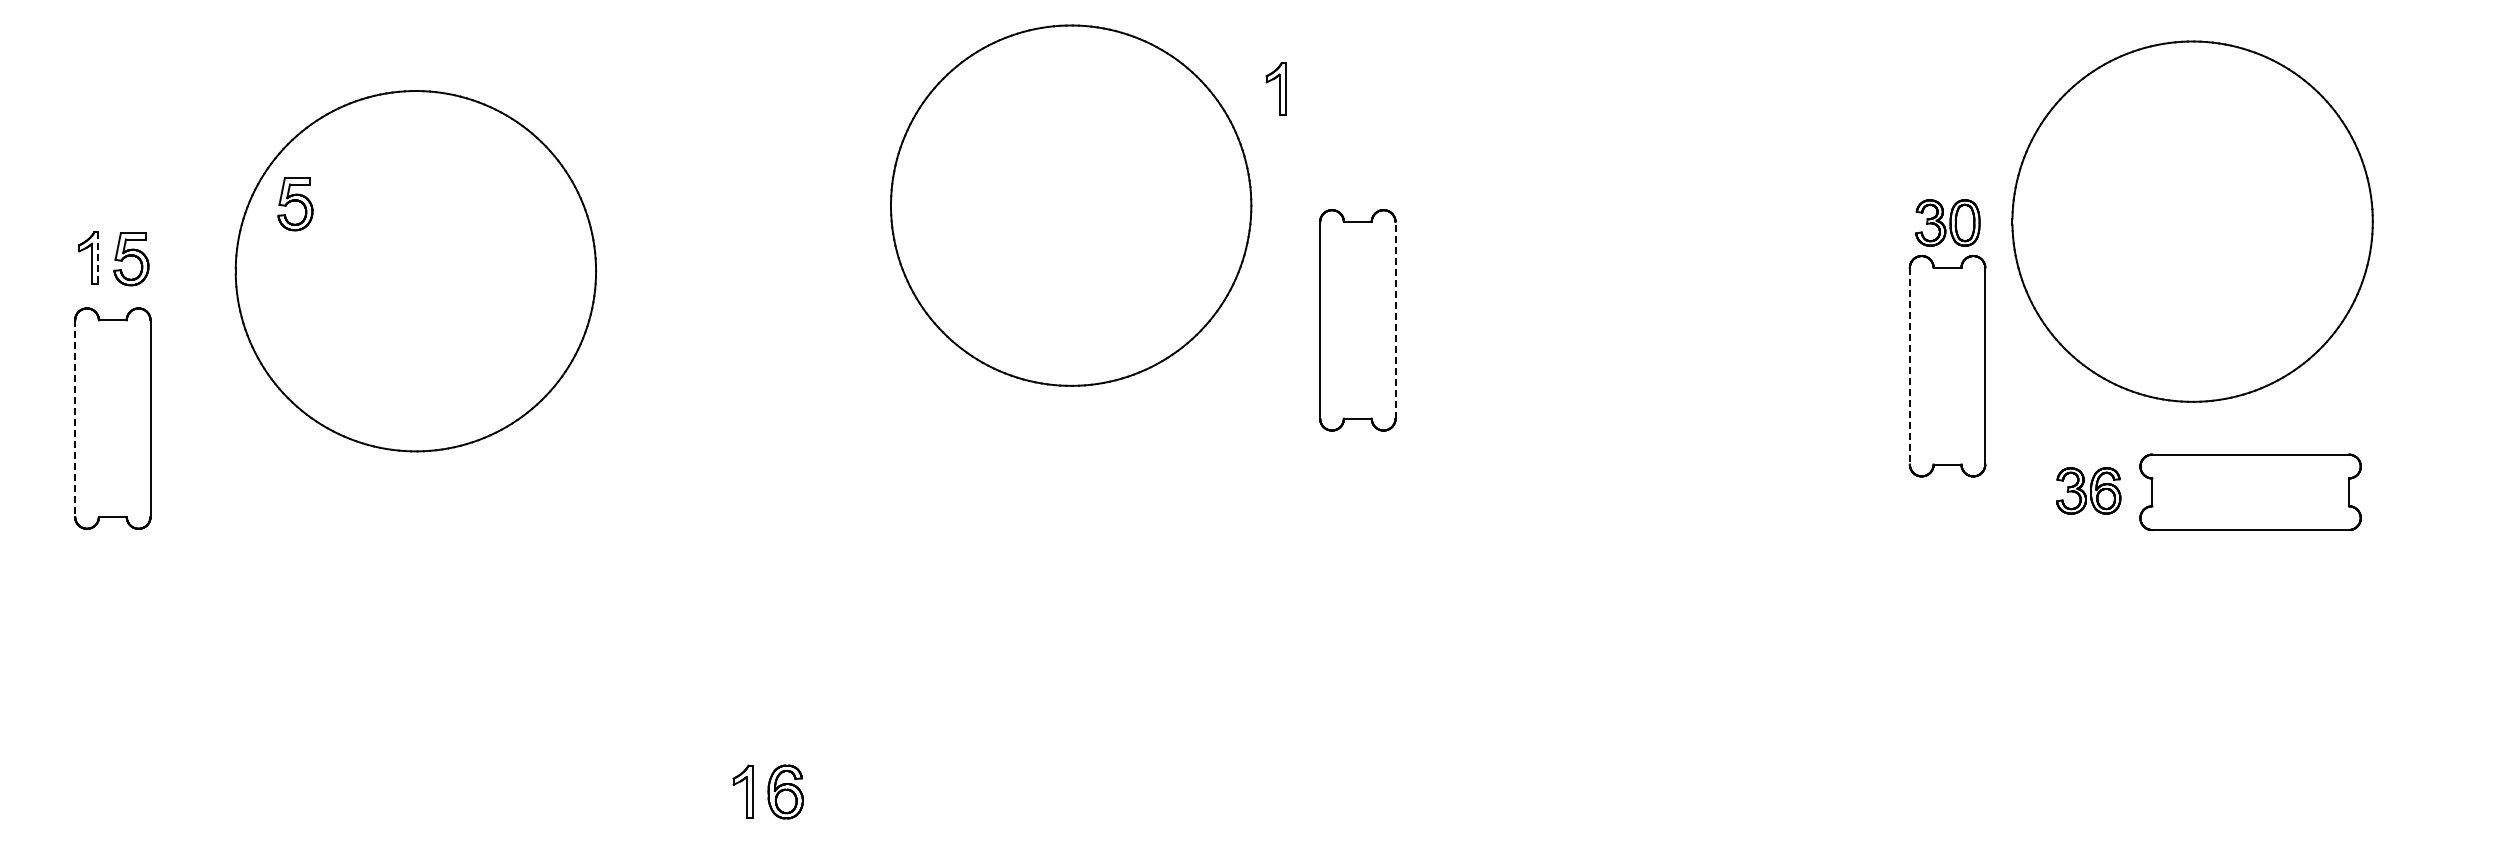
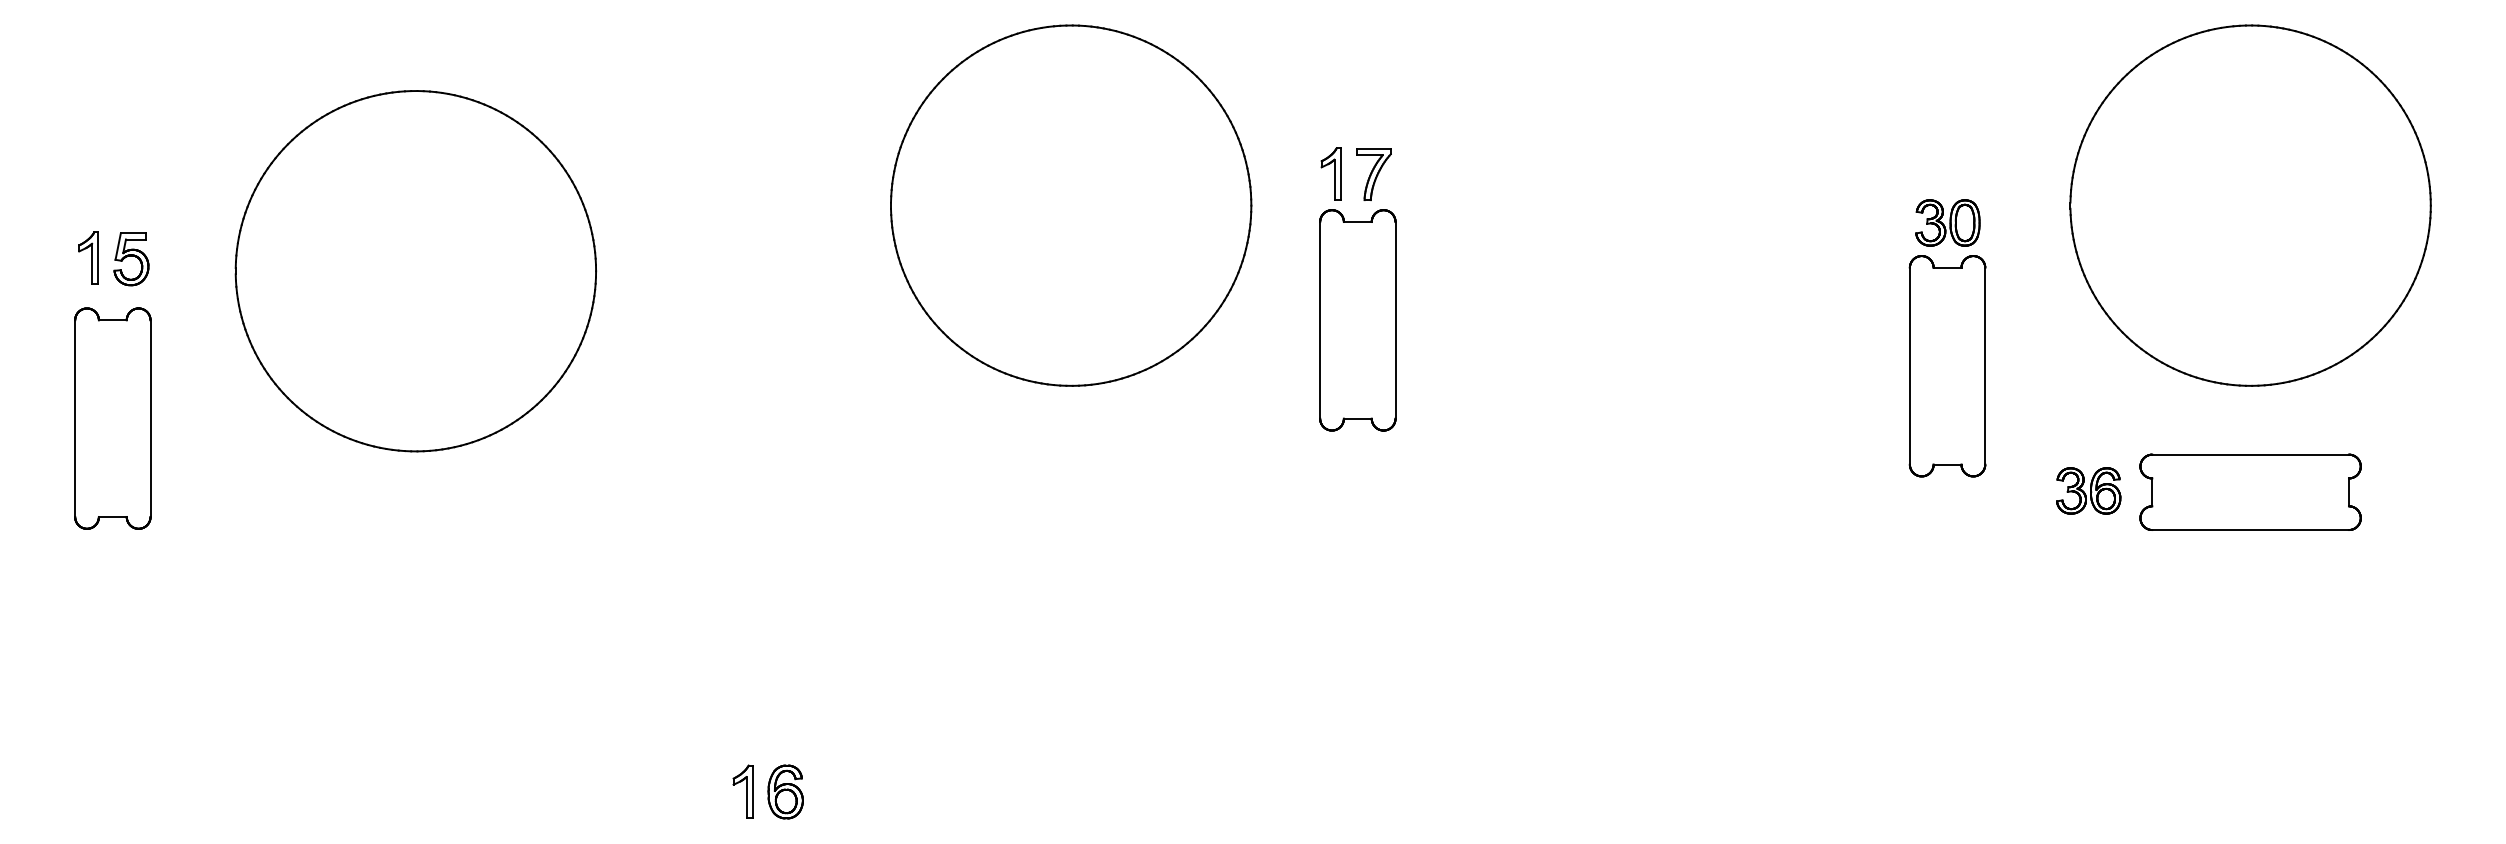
part position: (1275, 88) -> (1330, 173) (1330, 173)
part: none -> present (1373, 174)
part: present -> none (295, 204)
part position: (2192, 221) -> (2250, 205) (2250, 205)
line: dashed -> solid (98, 258)
line: dashed -> solid (1395, 319)
line: dashed -> solid (1909, 366)
line: dashed -> solid (75, 419)
